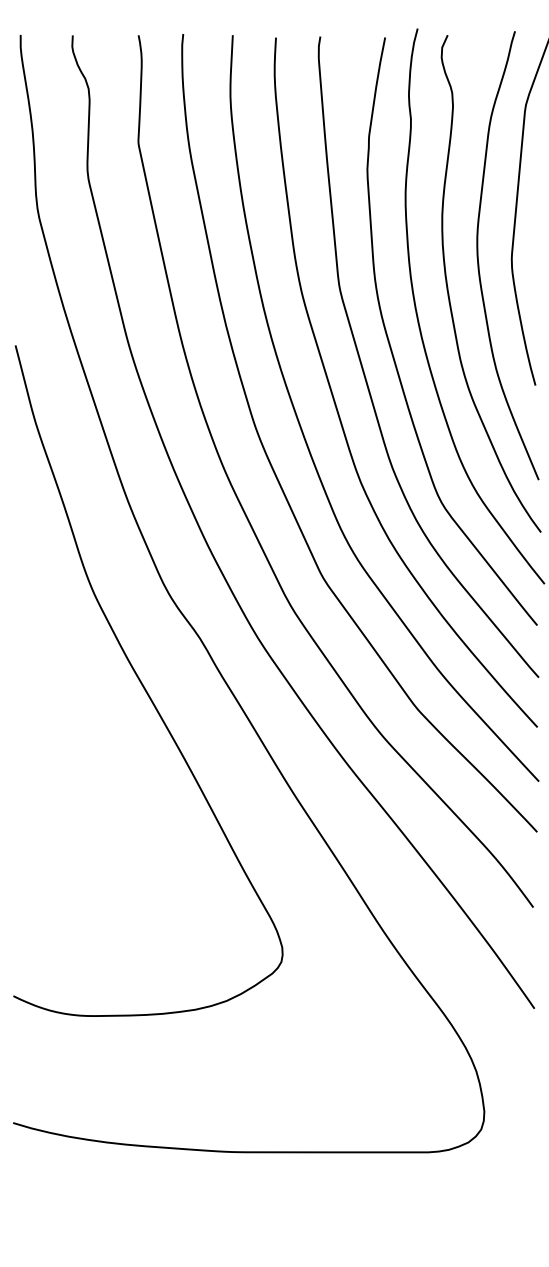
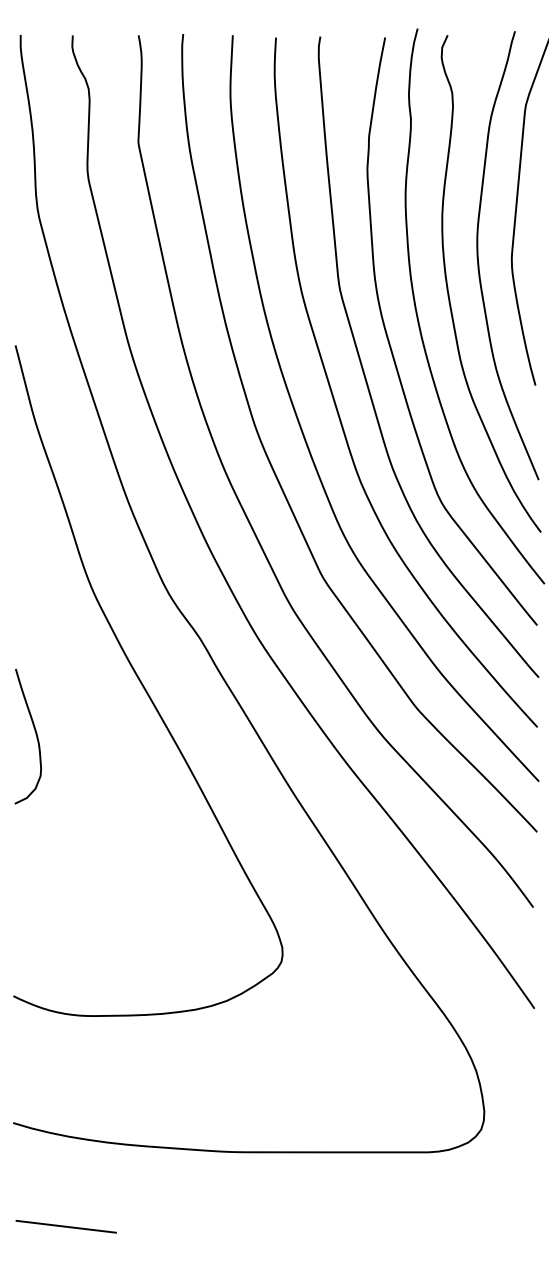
curve: none -> present (35, 734)
line: none -> present (65, 1226)
